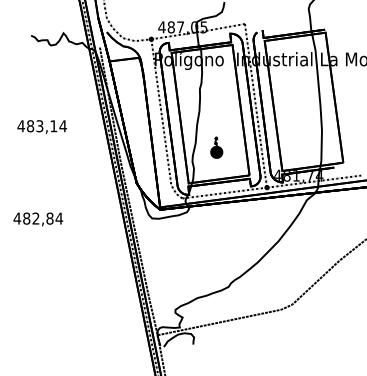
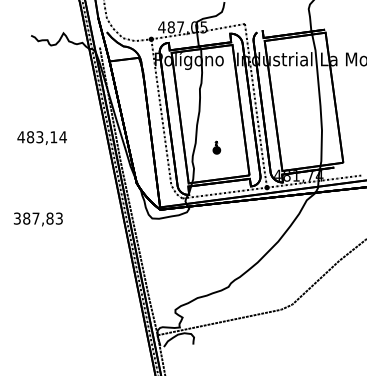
text position: (41, 126) -> (41, 137) (41, 137)
part size: 14x23 px -> 10x15 px (216, 147)
text: 482,84 -> 387,83 (38, 218)
